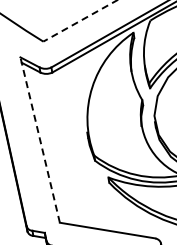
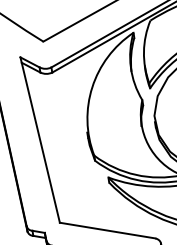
line: dashed -> solid (79, 21)
line: dashed -> solid (40, 140)
